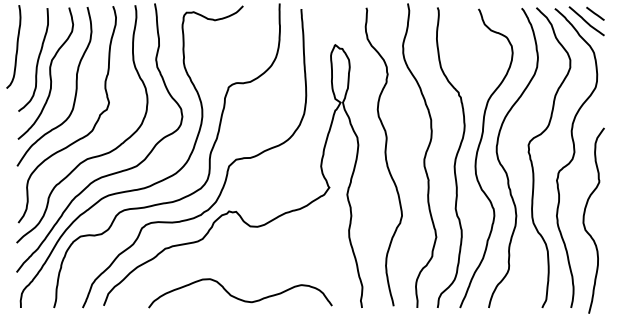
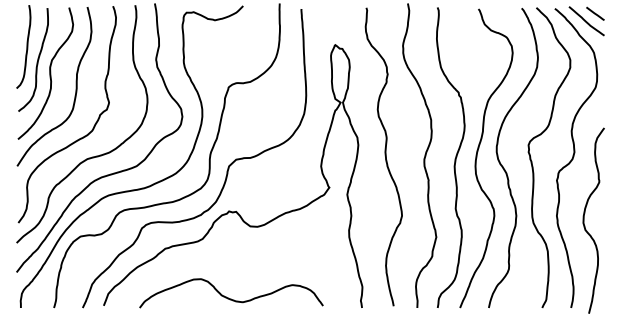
curve position: (16, 46) -> (26, 46) (26, 46)
curve position: (237, 297) -> (228, 297) (228, 297)
